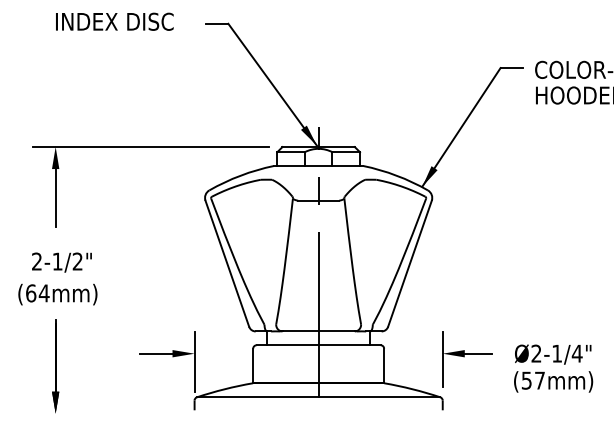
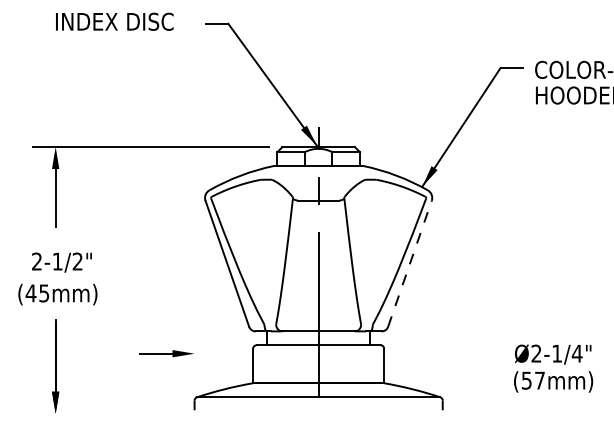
line: solid -> dashed (409, 263)
text: (64mm) -> (45mm) (37, 293)
part: present -> none (467, 359)
line: present -> none (194, 361)
